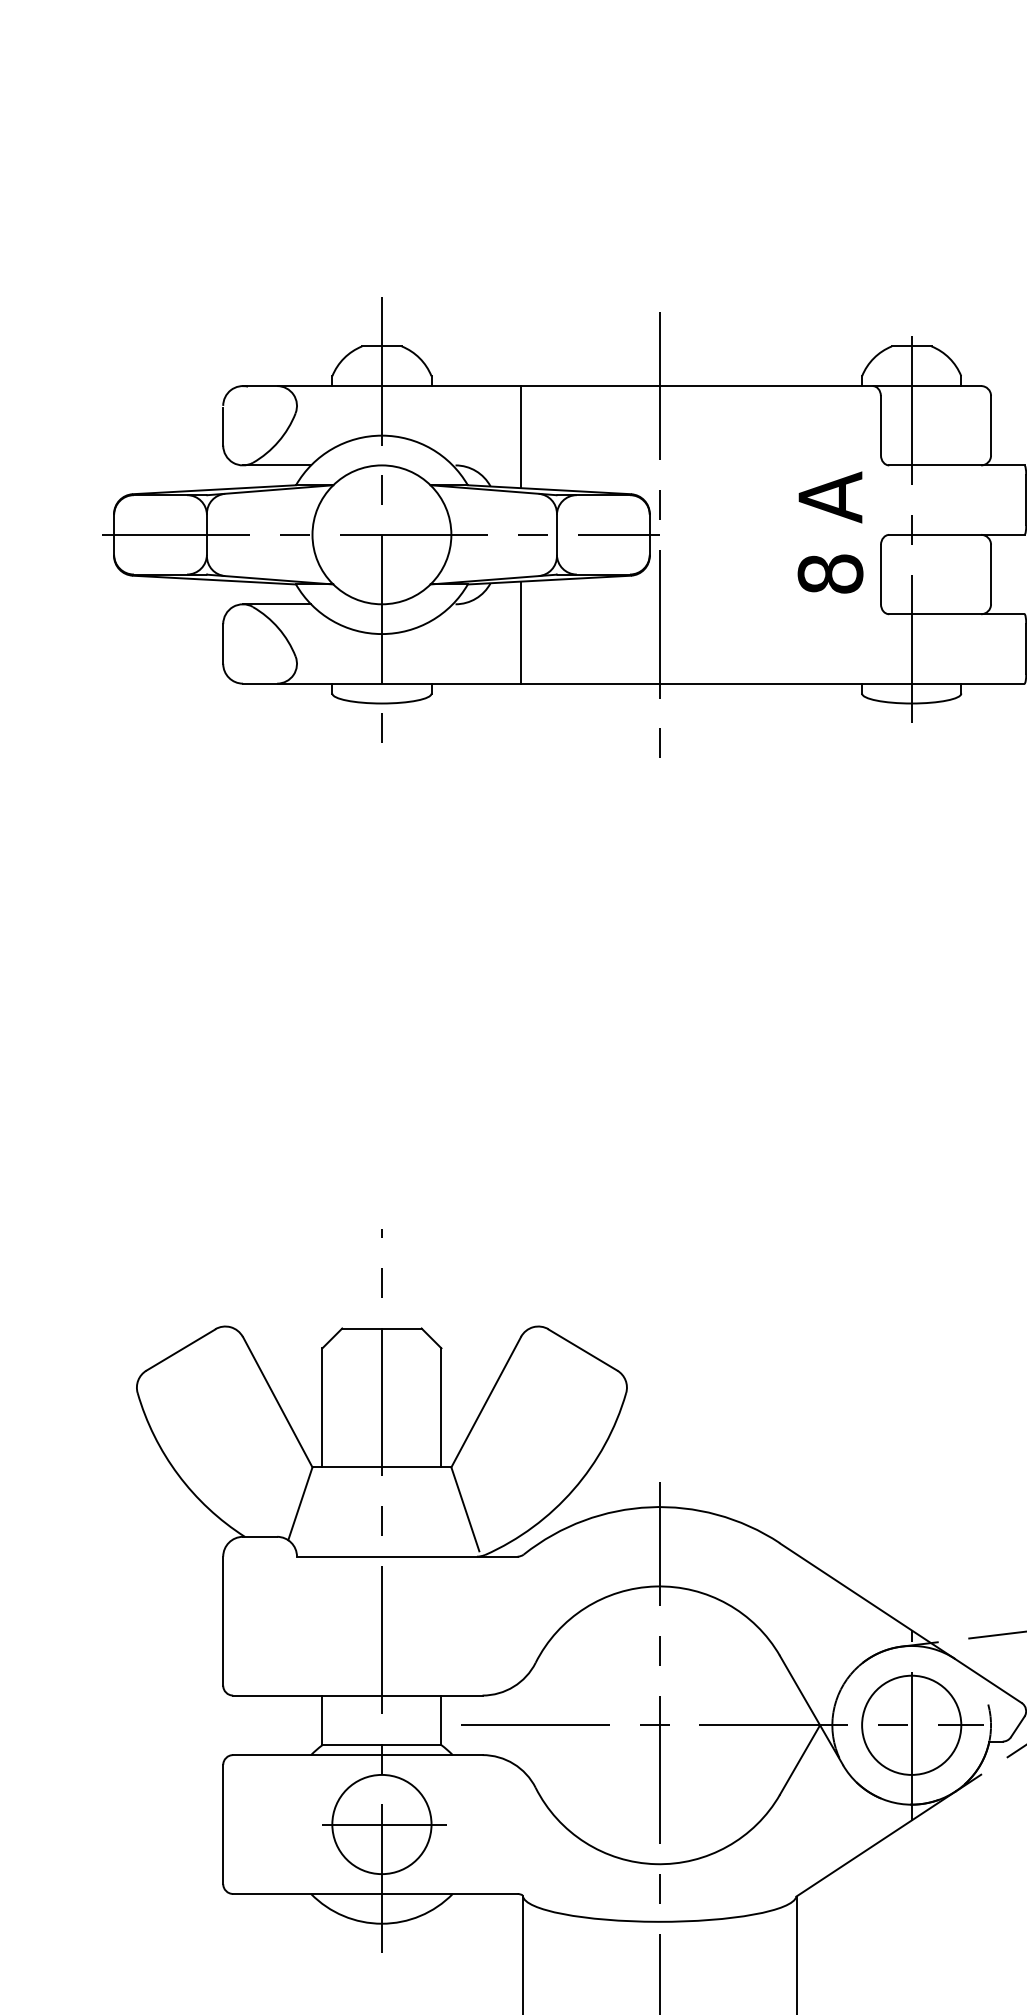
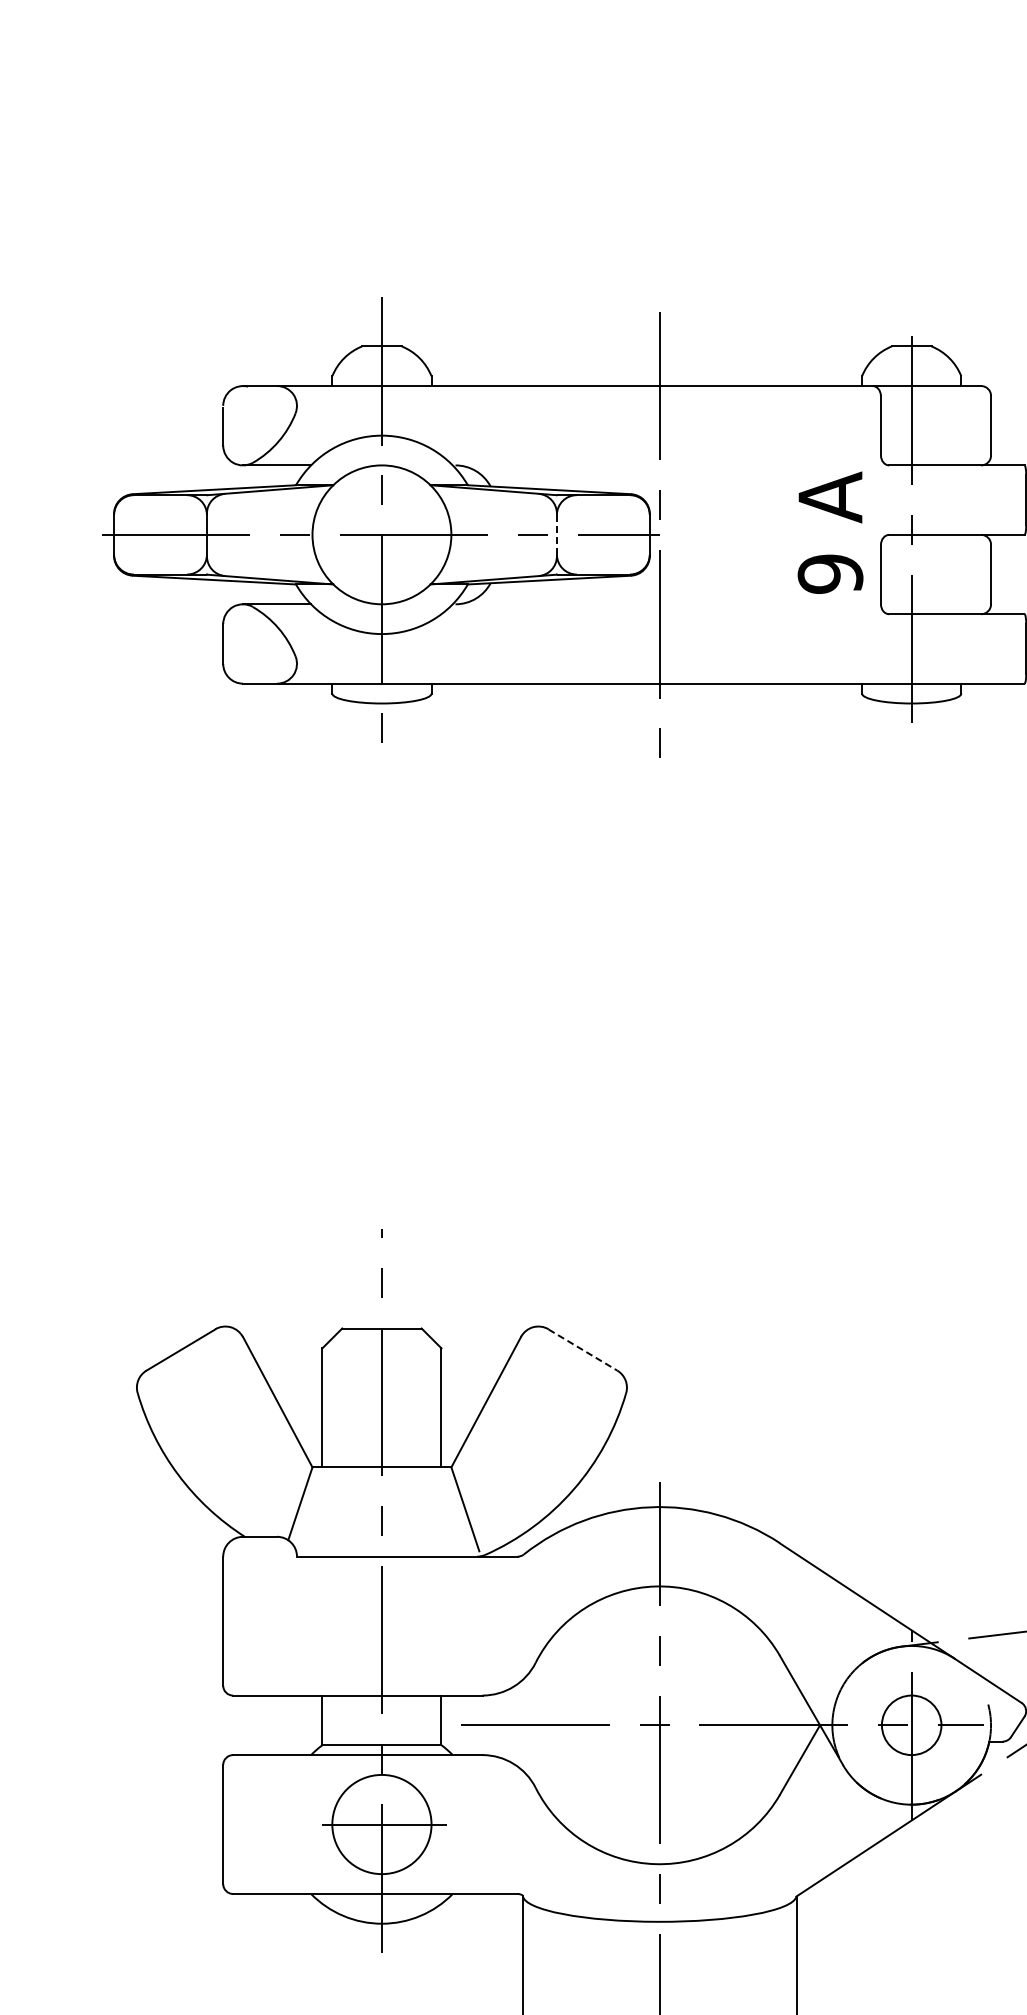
line: present -> none (521, 437)
line: solid -> dashed (556, 534)
text: 8 -> 9 (830, 573)
line: present -> none (521, 632)
line: solid -> dashed (582, 1350)
circle diameter: 99 px -> 60 px (911, 1725)
